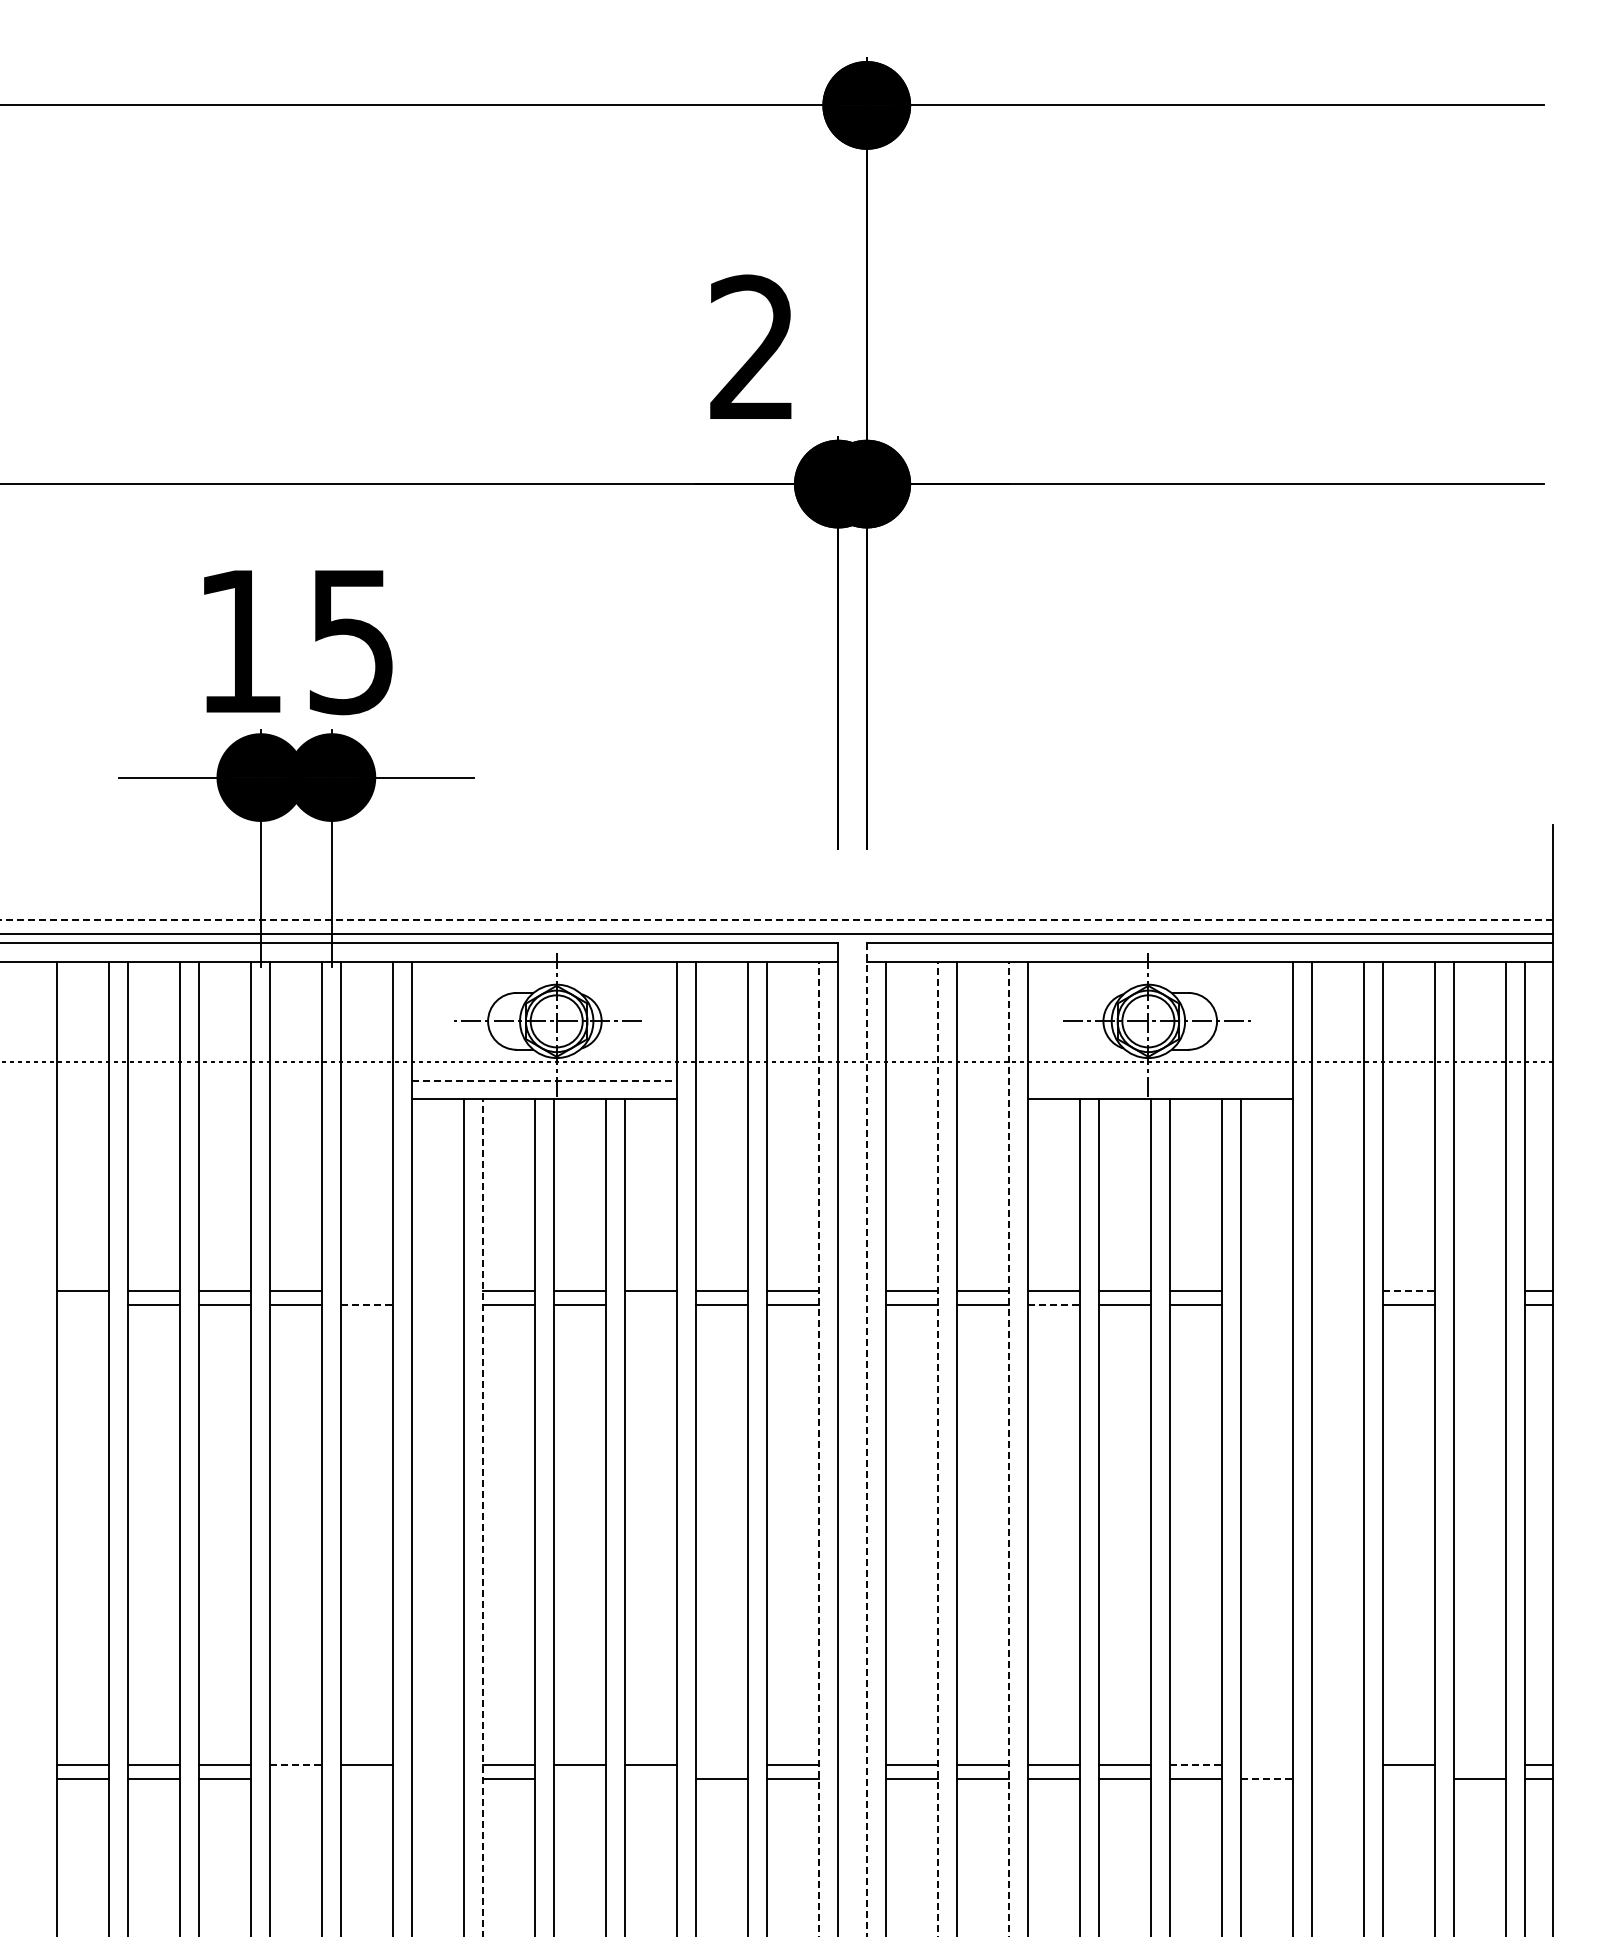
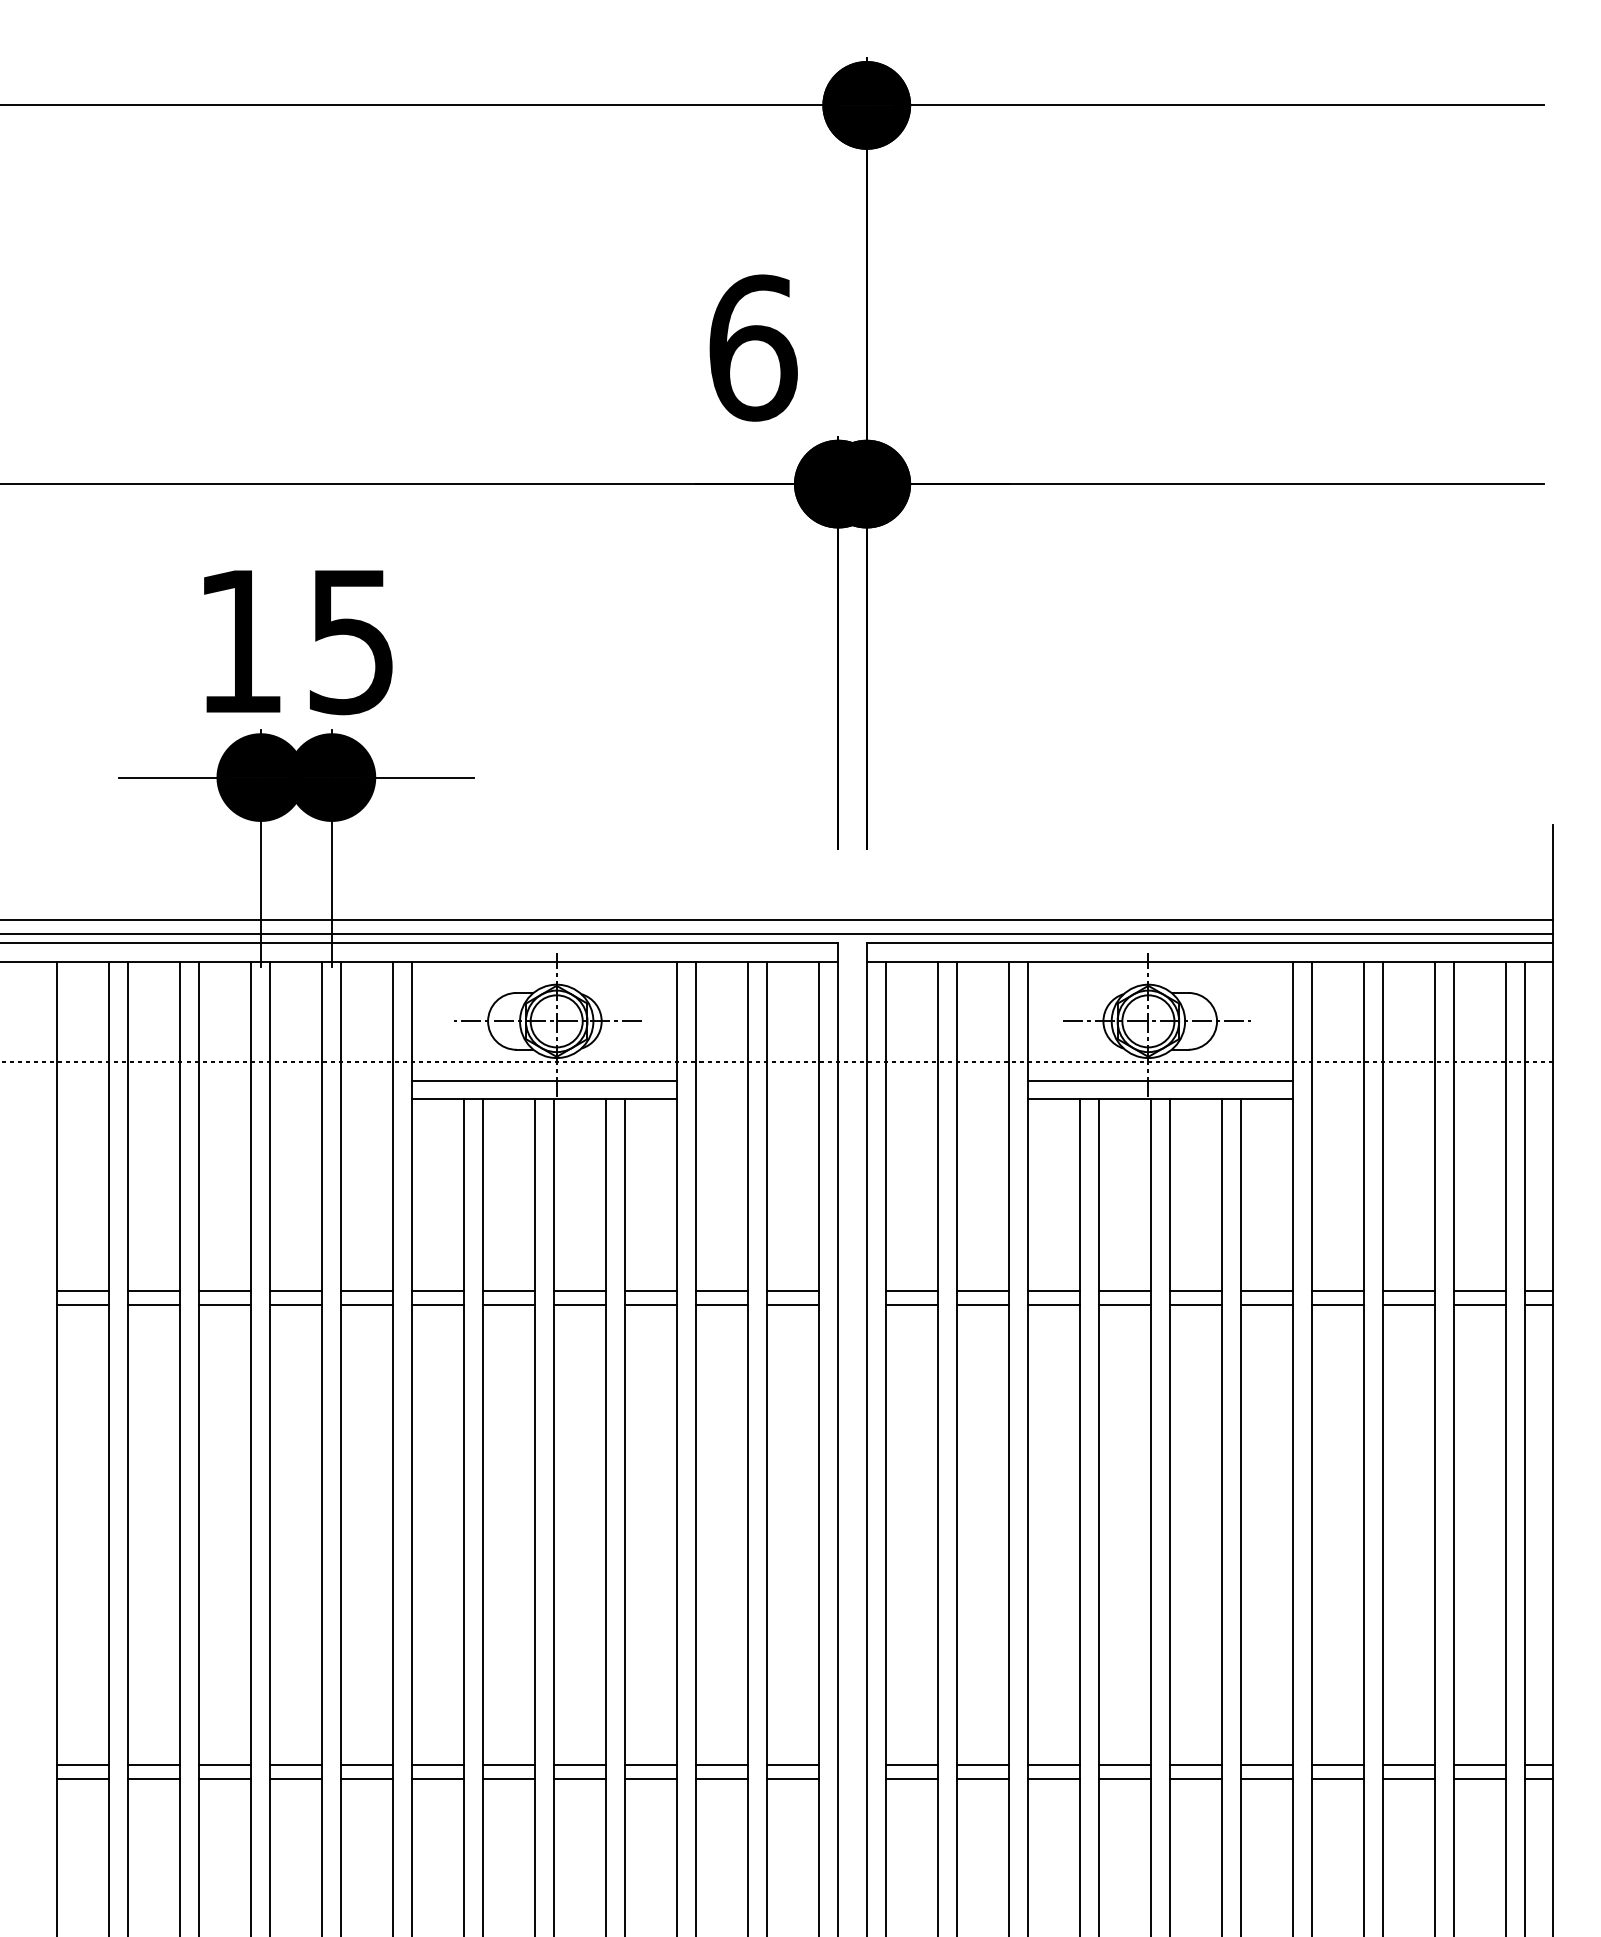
text: 2 -> 6 (753, 347)
line: dashed -> solid (776, 919)
line: dashed -> solid (544, 1080)
line: none -> present (1159, 1080)
line: none -> present (367, 1291)
line: none -> present (438, 1291)
line: none -> present (1266, 1291)
line: none -> present (1337, 1291)
line: dashed -> solid (1409, 1291)
line: none -> present (1479, 1291)
line: none -> present (83, 1305)
line: dashed -> solid (367, 1305)
line: none -> present (438, 1305)
line: none -> present (651, 1305)
line: dashed -> solid (1054, 1305)
line: none -> present (1266, 1305)
line: none -> present (1337, 1305)
line: none -> present (1479, 1305)
line: dashed -> solid (866, 1440)
line: dashed -> solid (819, 1449)
line: dashed -> solid (937, 1449)
line: dashed -> solid (1008, 1449)
line: dashed -> solid (483, 1517)
line: dashed -> solid (296, 1764)
line: none -> present (438, 1764)
line: none -> present (722, 1764)
line: dashed -> solid (1196, 1764)
line: none -> present (1266, 1764)
line: none -> present (1337, 1764)
line: none -> present (1479, 1764)
line: none -> present (296, 1778)
line: none -> present (367, 1778)
line: none -> present (438, 1778)
line: none -> present (580, 1778)
line: none -> present (651, 1778)
line: dashed -> solid (1267, 1778)
line: none -> present (1337, 1778)
line: none -> present (1408, 1778)
